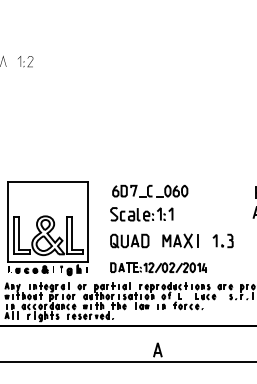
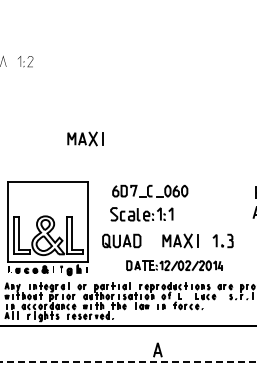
part: none -> present (85, 138)
part position: (129, 240) -> (121, 240) (121, 240)
part position: (158, 267) -> (174, 265) (174, 265)
line: solid -> dashed (128, 362)
